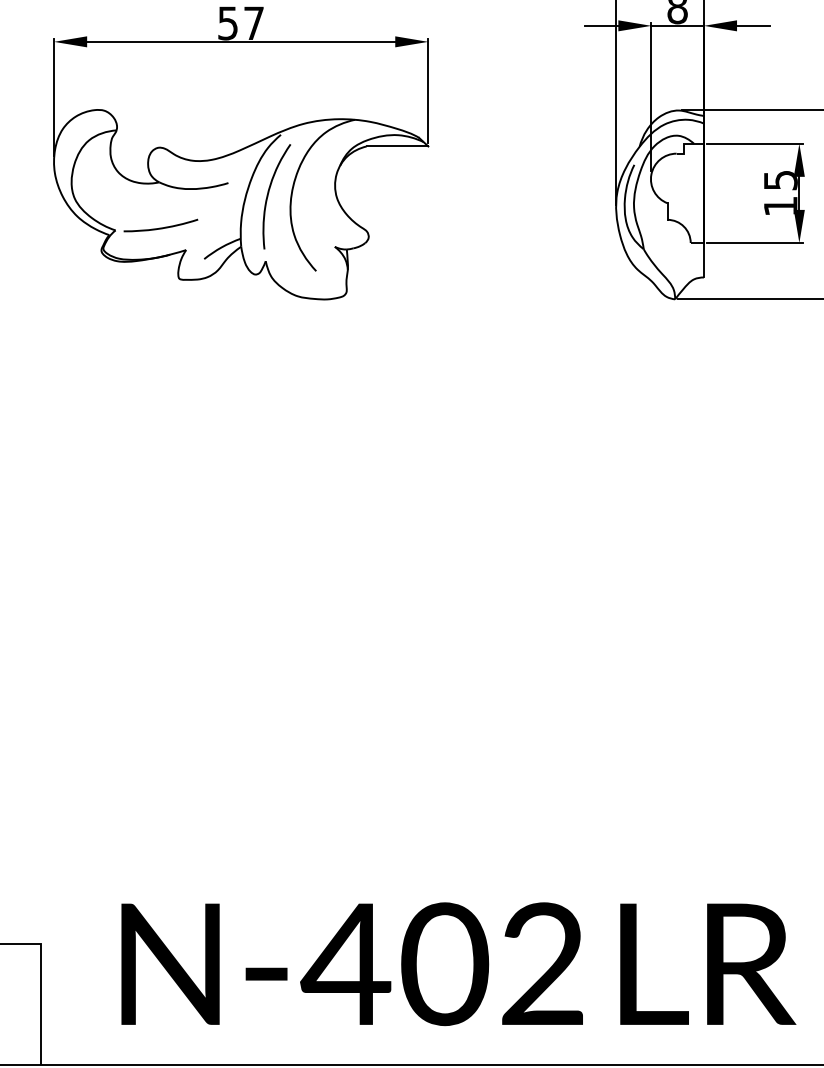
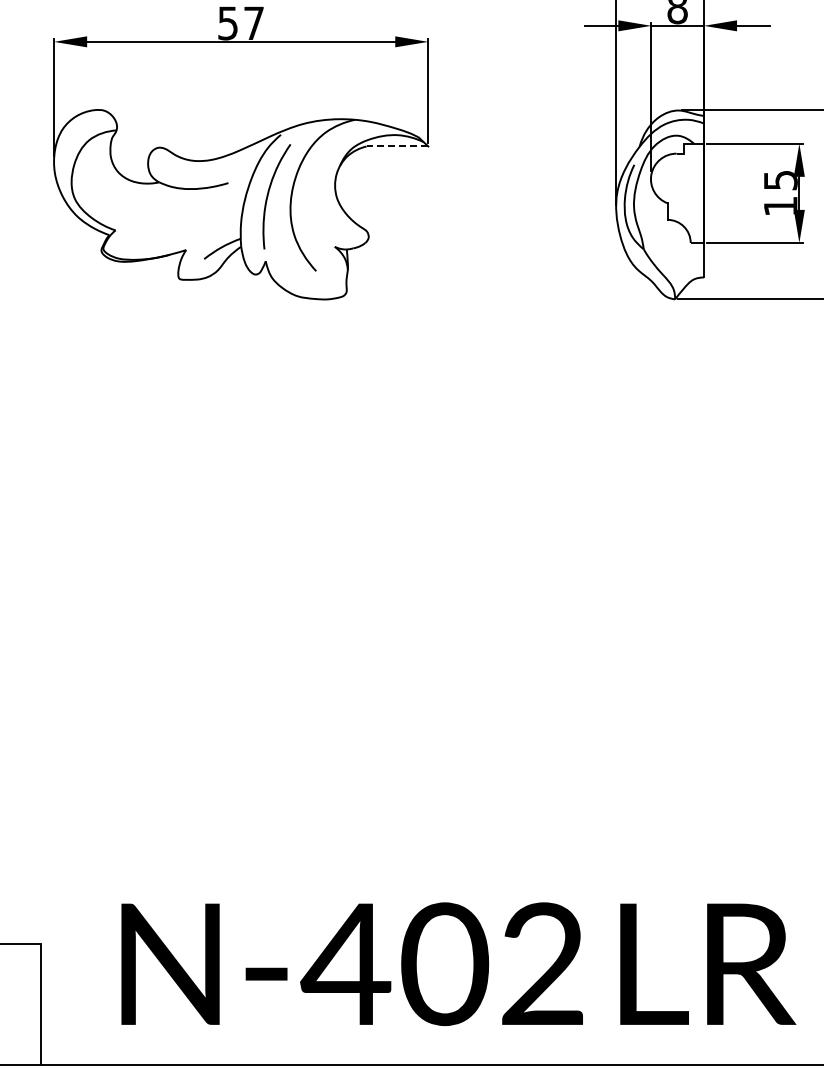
line: solid -> dashed (397, 146)
curve: present -> none (160, 227)
